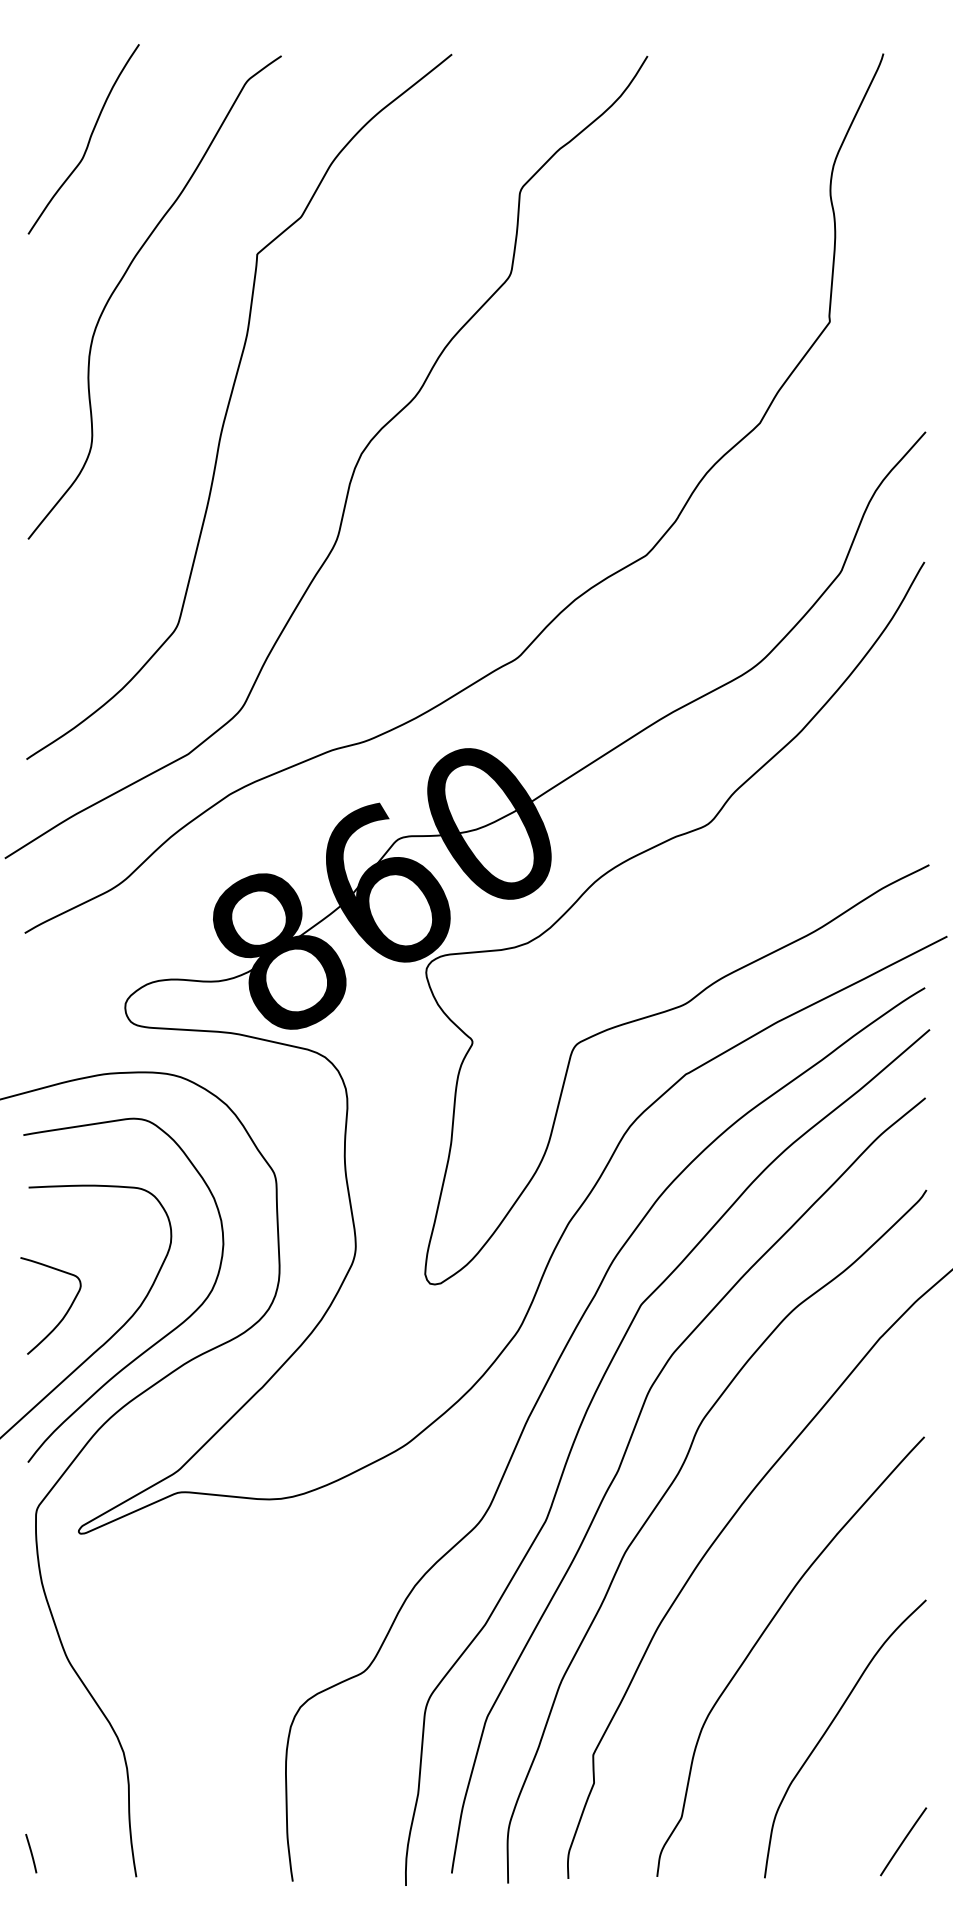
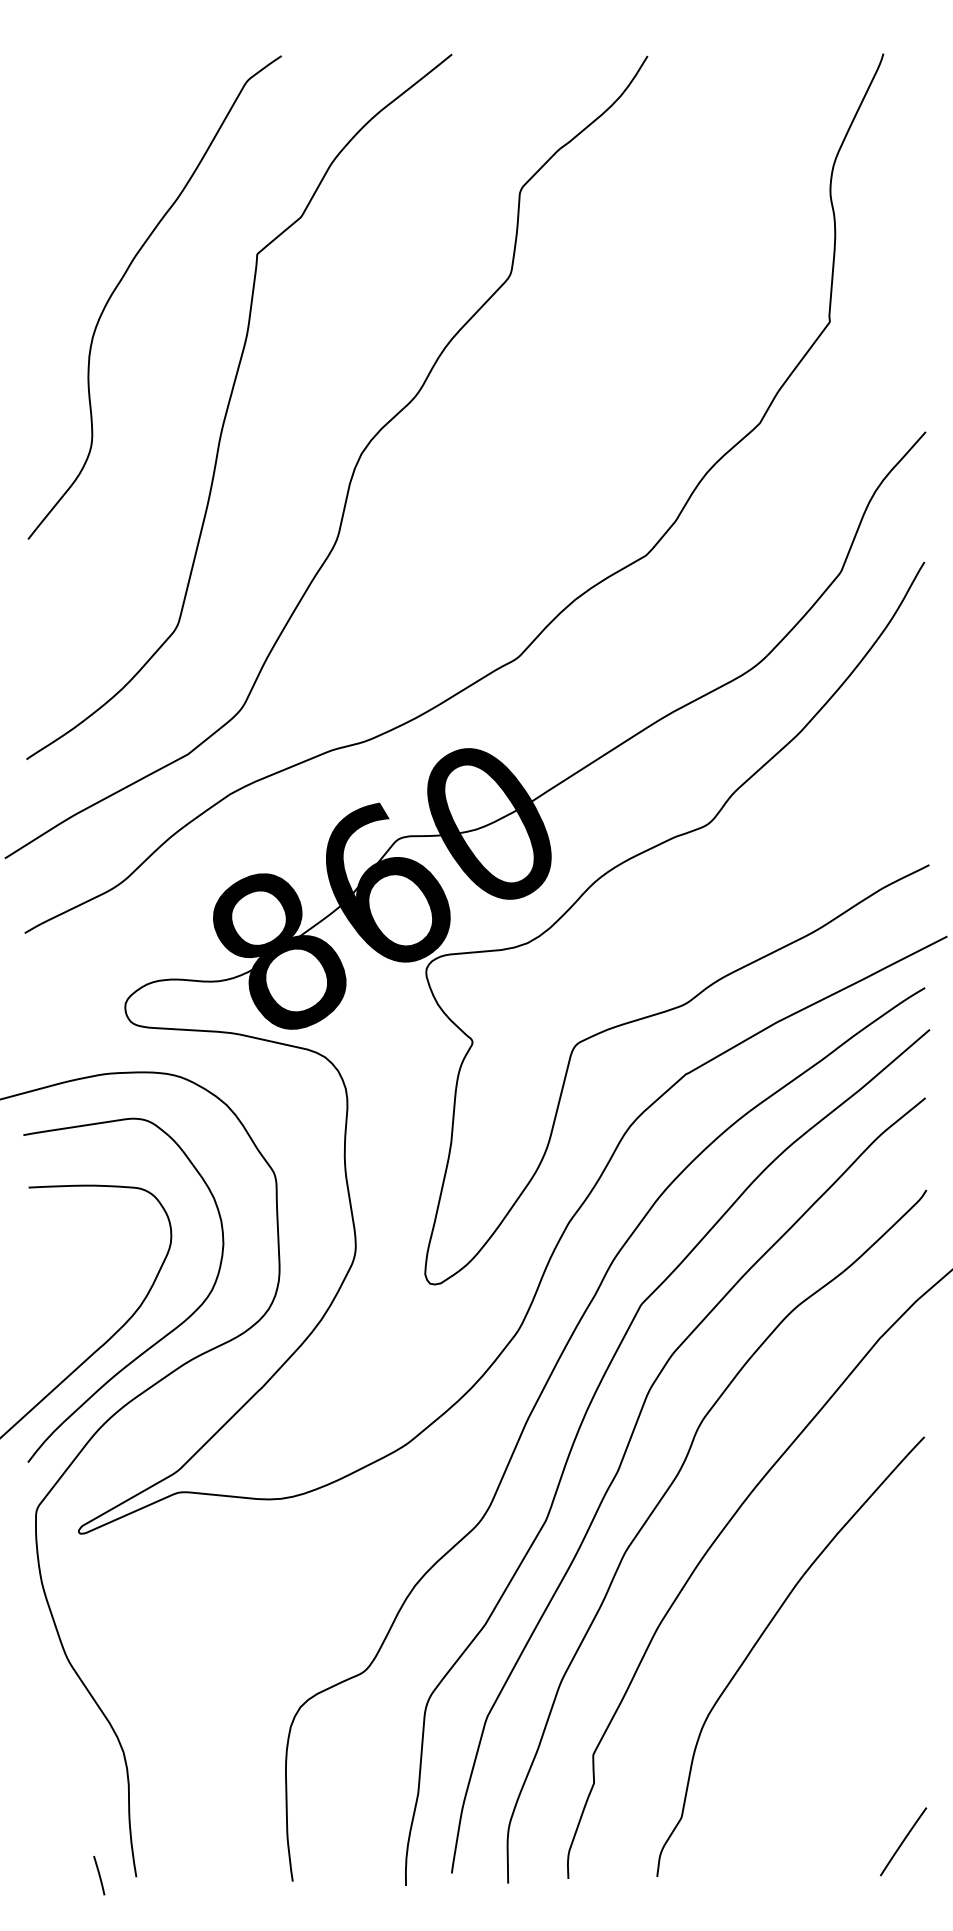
curve: present -> none (88, 140)
curve: present -> none (64, 1314)
curve: present -> none (830, 1726)
line position: (31, 1853) -> (99, 1875) (99, 1875)
